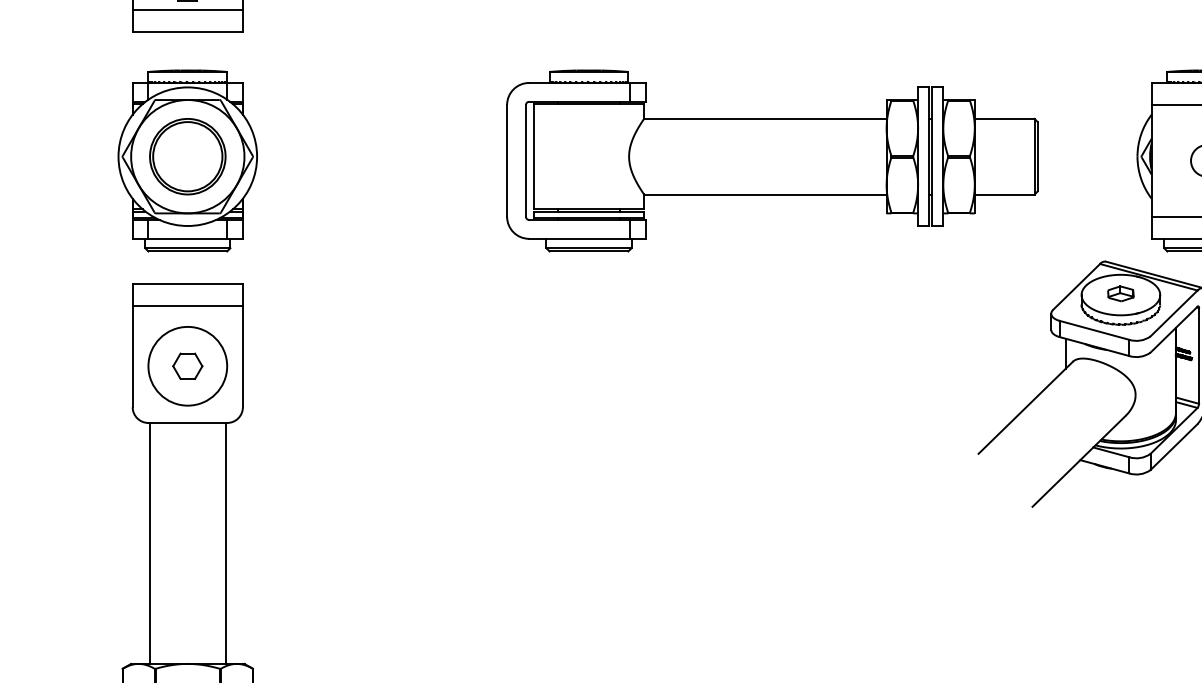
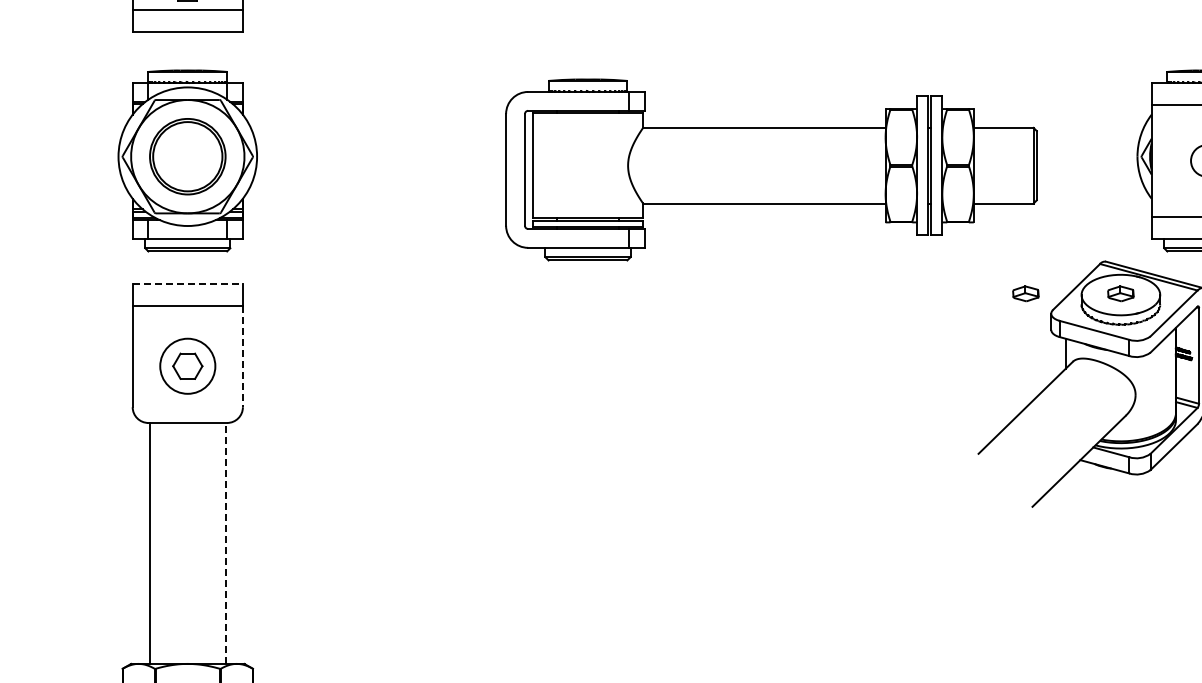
part position: (772, 160) -> (771, 169) (771, 169)
line: solid -> dashed (188, 284)
part: none -> present (1025, 293)
line: solid -> dashed (242, 357)
circle diameter: 79 px -> 55 px (187, 365)
line: solid -> dashed (225, 542)
